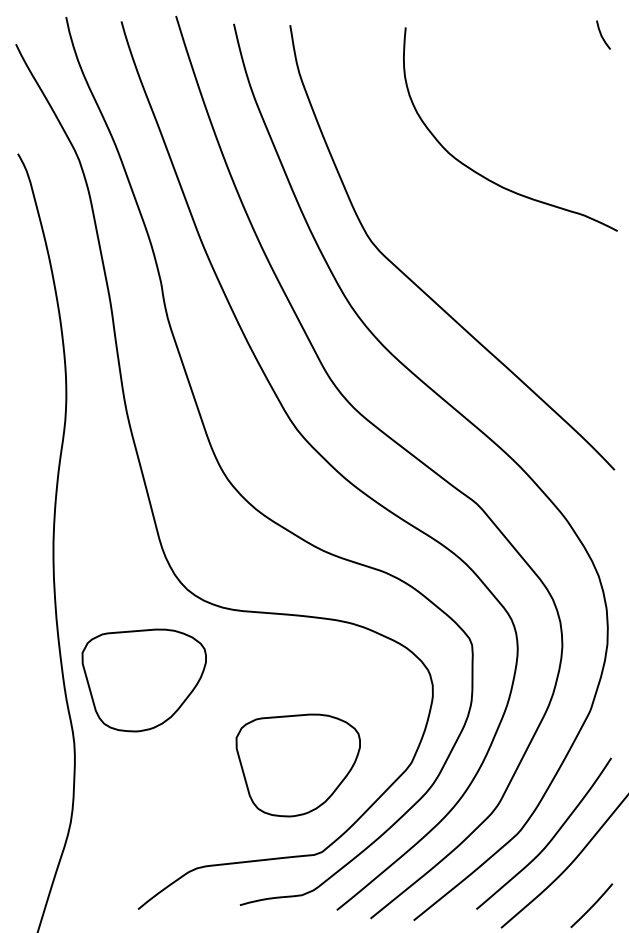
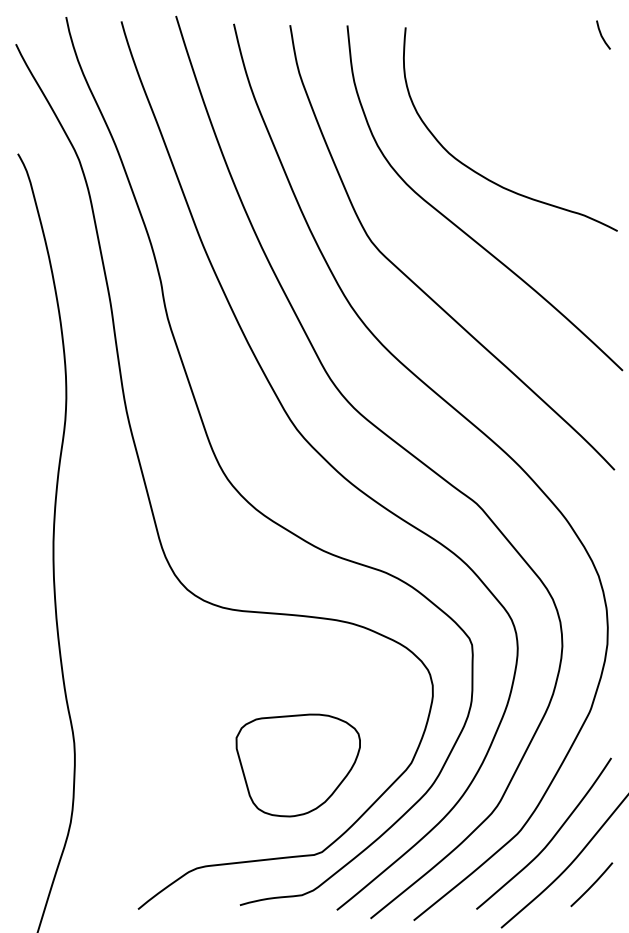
curve: none -> present (461, 228)
part: present -> none (143, 680)
curve position: (591, 905) -> (591, 884) (591, 884)
